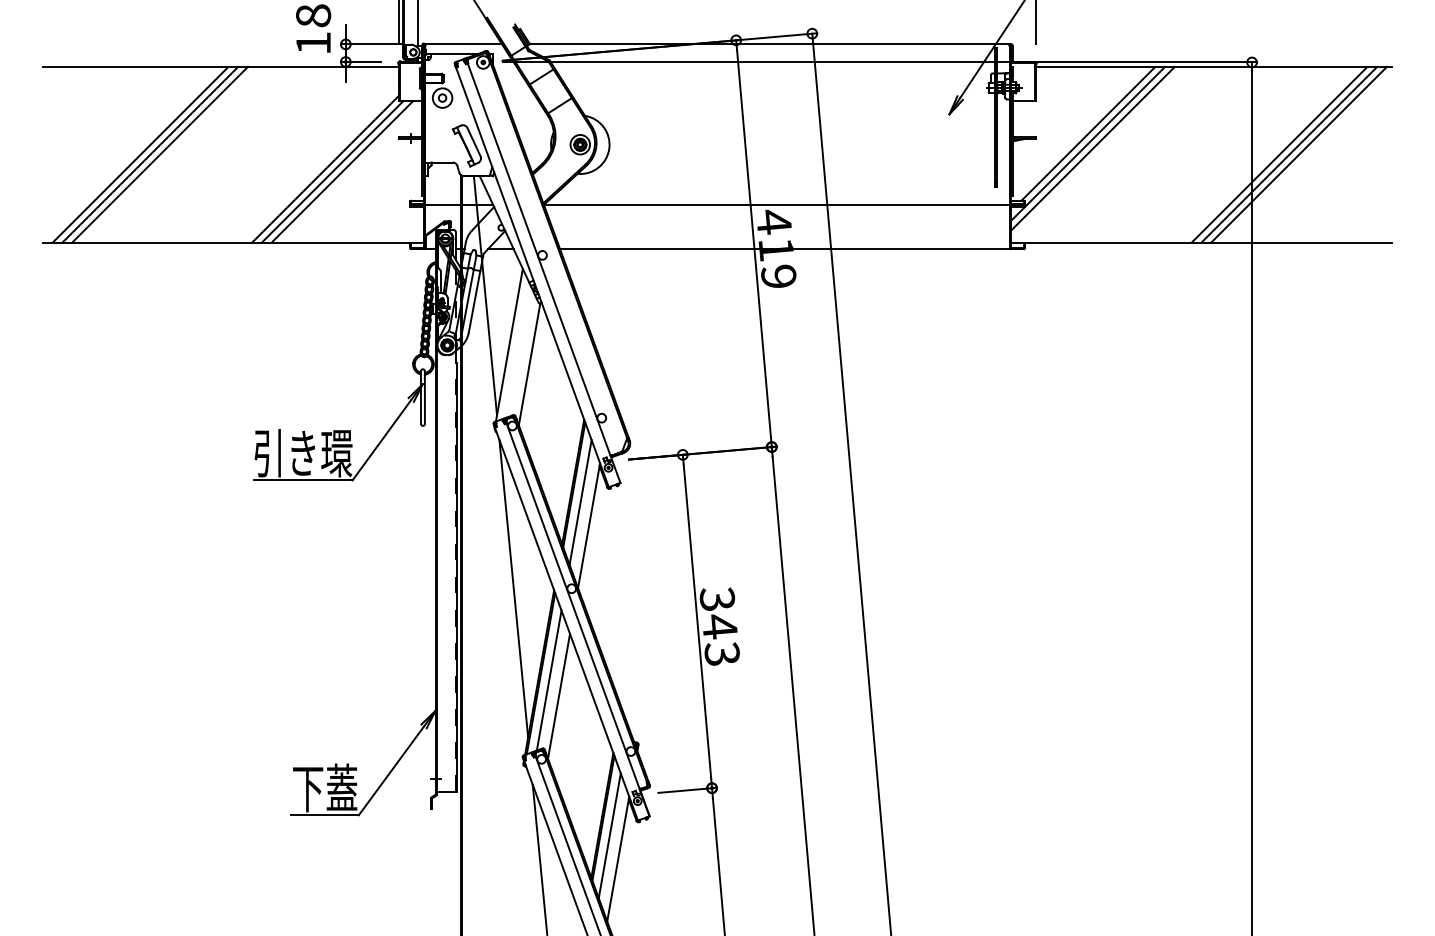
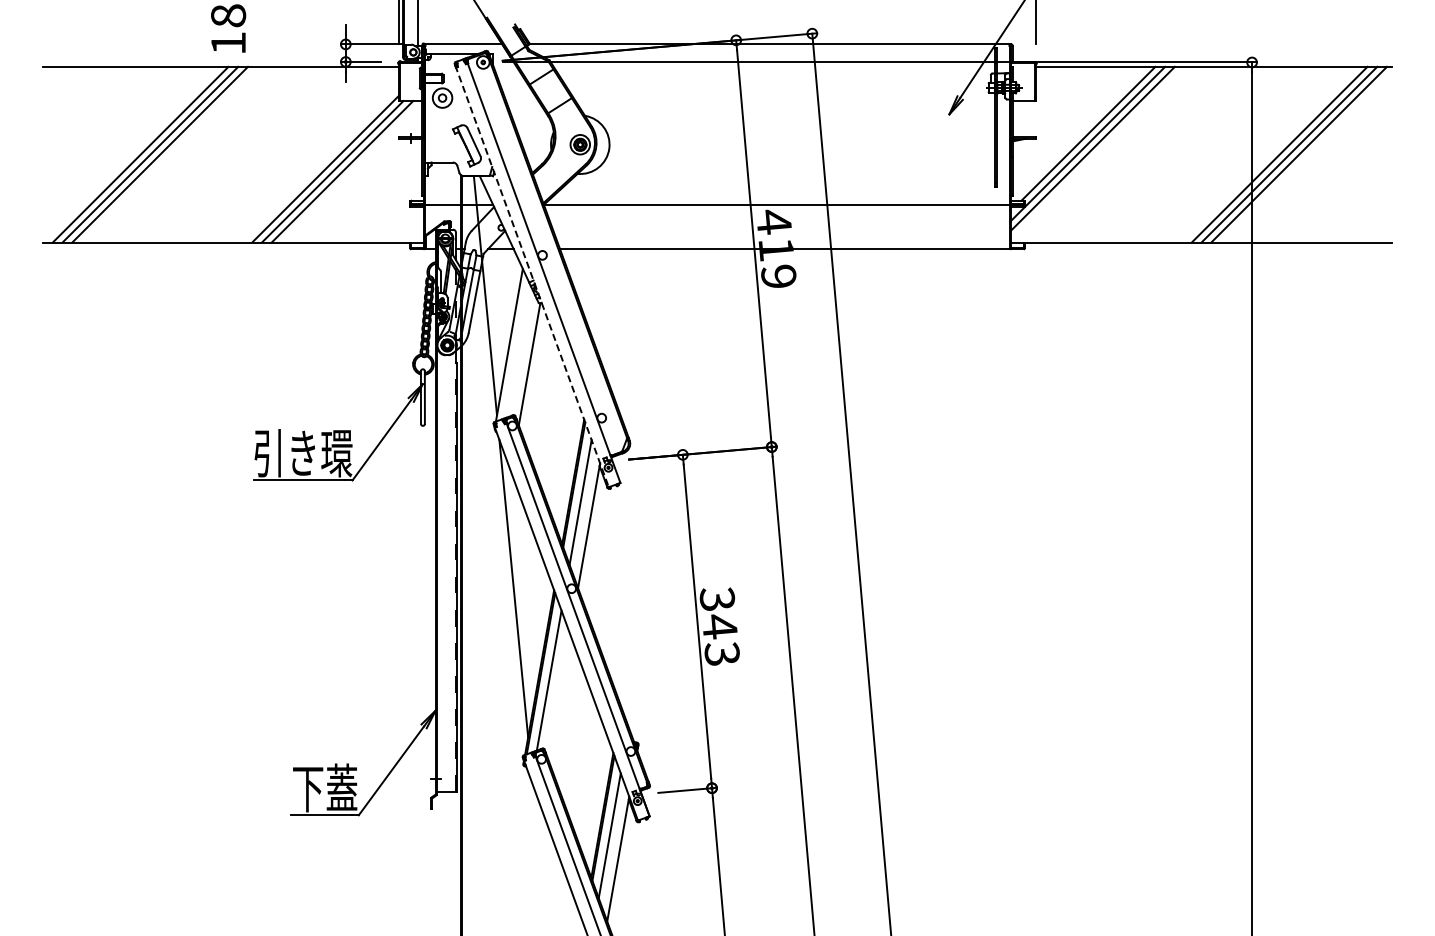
text position: (313, 28) -> (228, 28) (228, 28)
line: solid -> dashed (532, 276)
line: present -> none (559, 695)
line: present -> none (539, 858)
